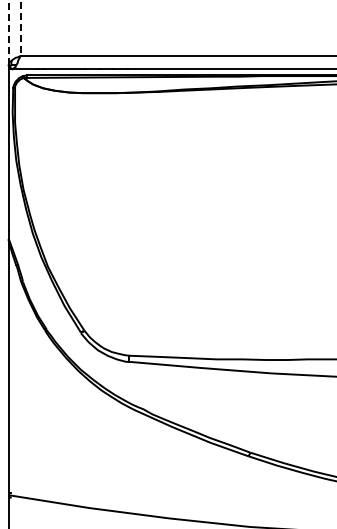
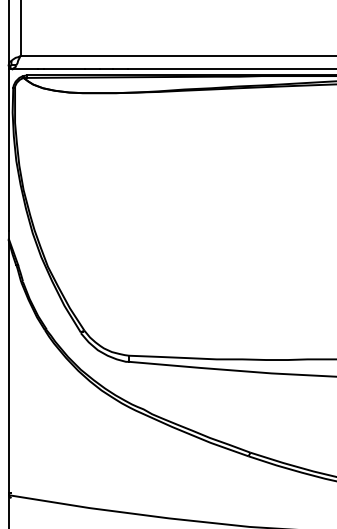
line: dashed -> solid (20, 28)
line: dashed -> solid (8, 32)
